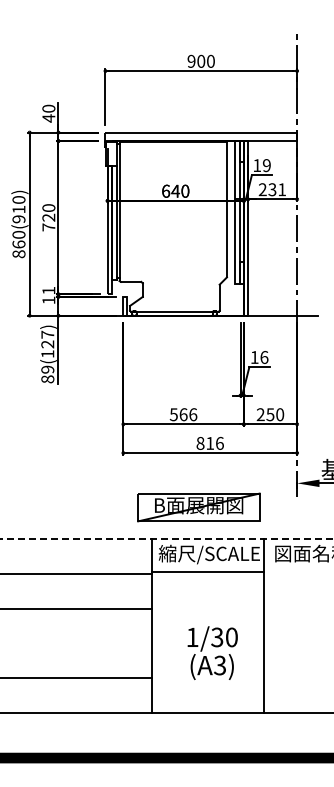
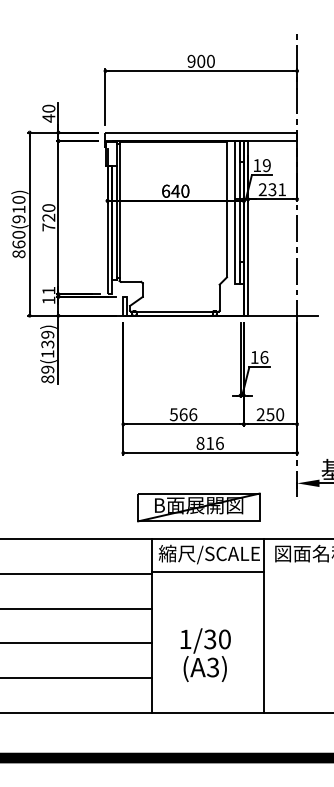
text: 89(127) -> 89(139) (47, 339)
line: dashed -> solid (167, 539)
line: none -> present (76, 643)
text position: (212, 652) -> (205, 654) (205, 654)
